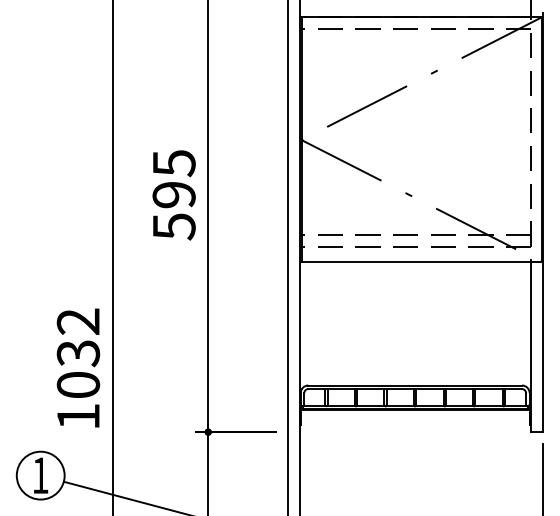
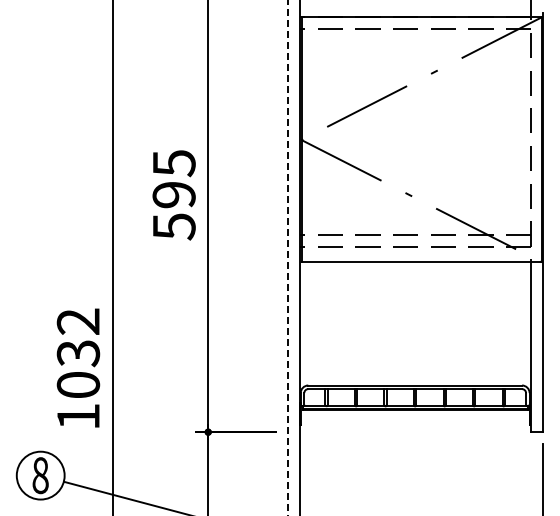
line: solid -> dashed (287, 258)
text: 1 -> 8 (40, 475)
